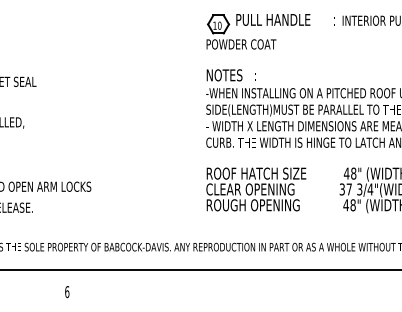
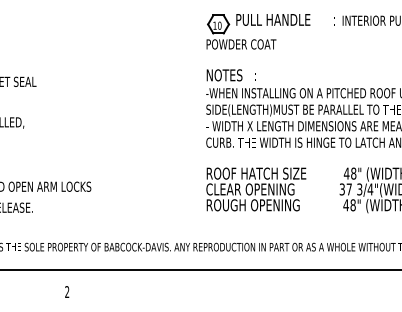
text: 6 -> 2 (67, 292)
